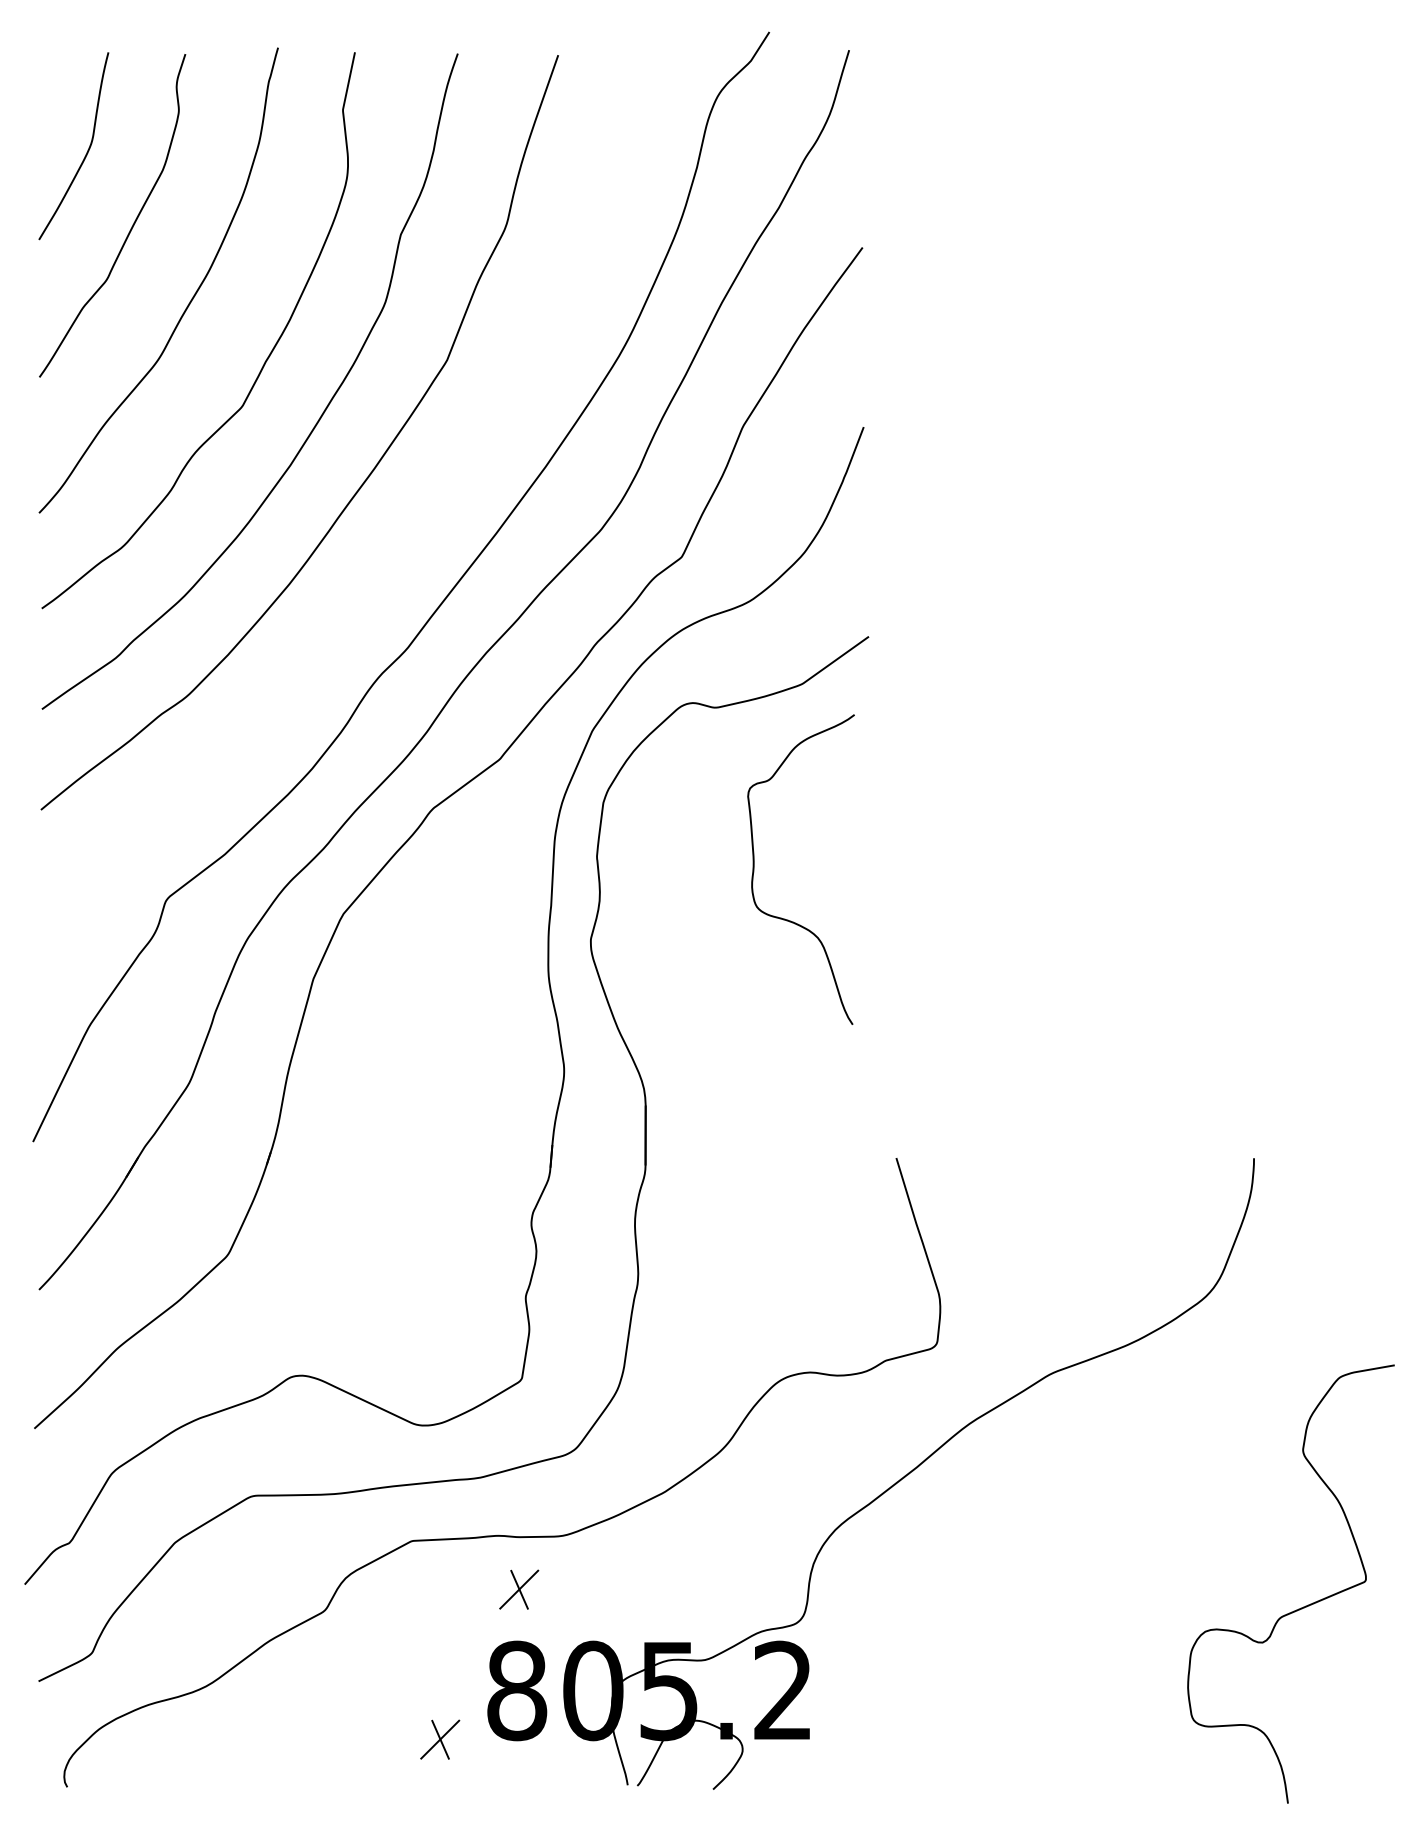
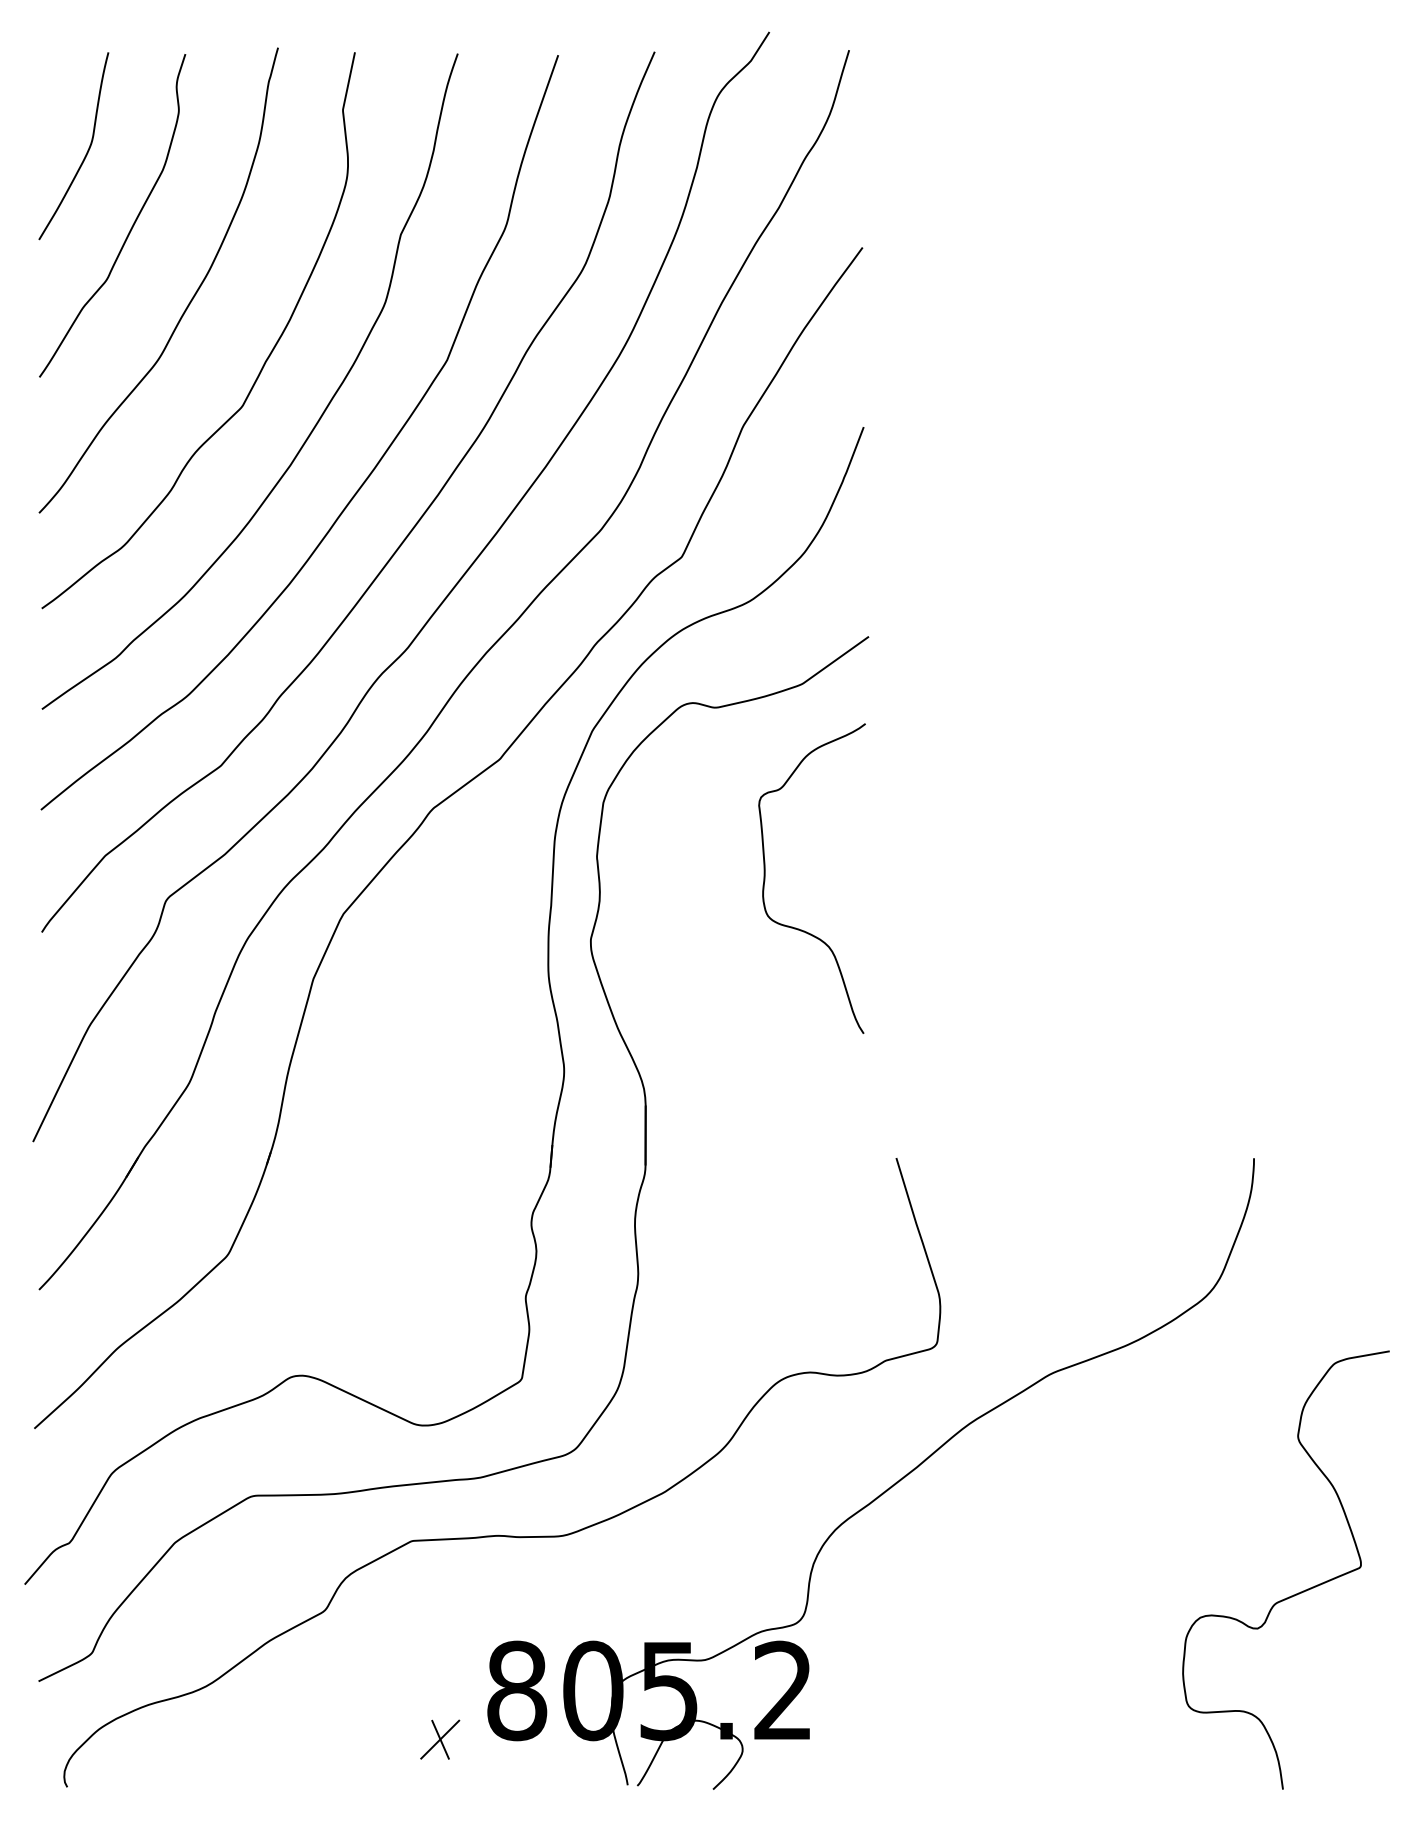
curve: none -> present (406, 535)
curve position: (754, 869) -> (765, 878) (765, 878)
part: present -> none (519, 1589)
curve position: (1298, 1608) -> (1293, 1594) (1293, 1594)
